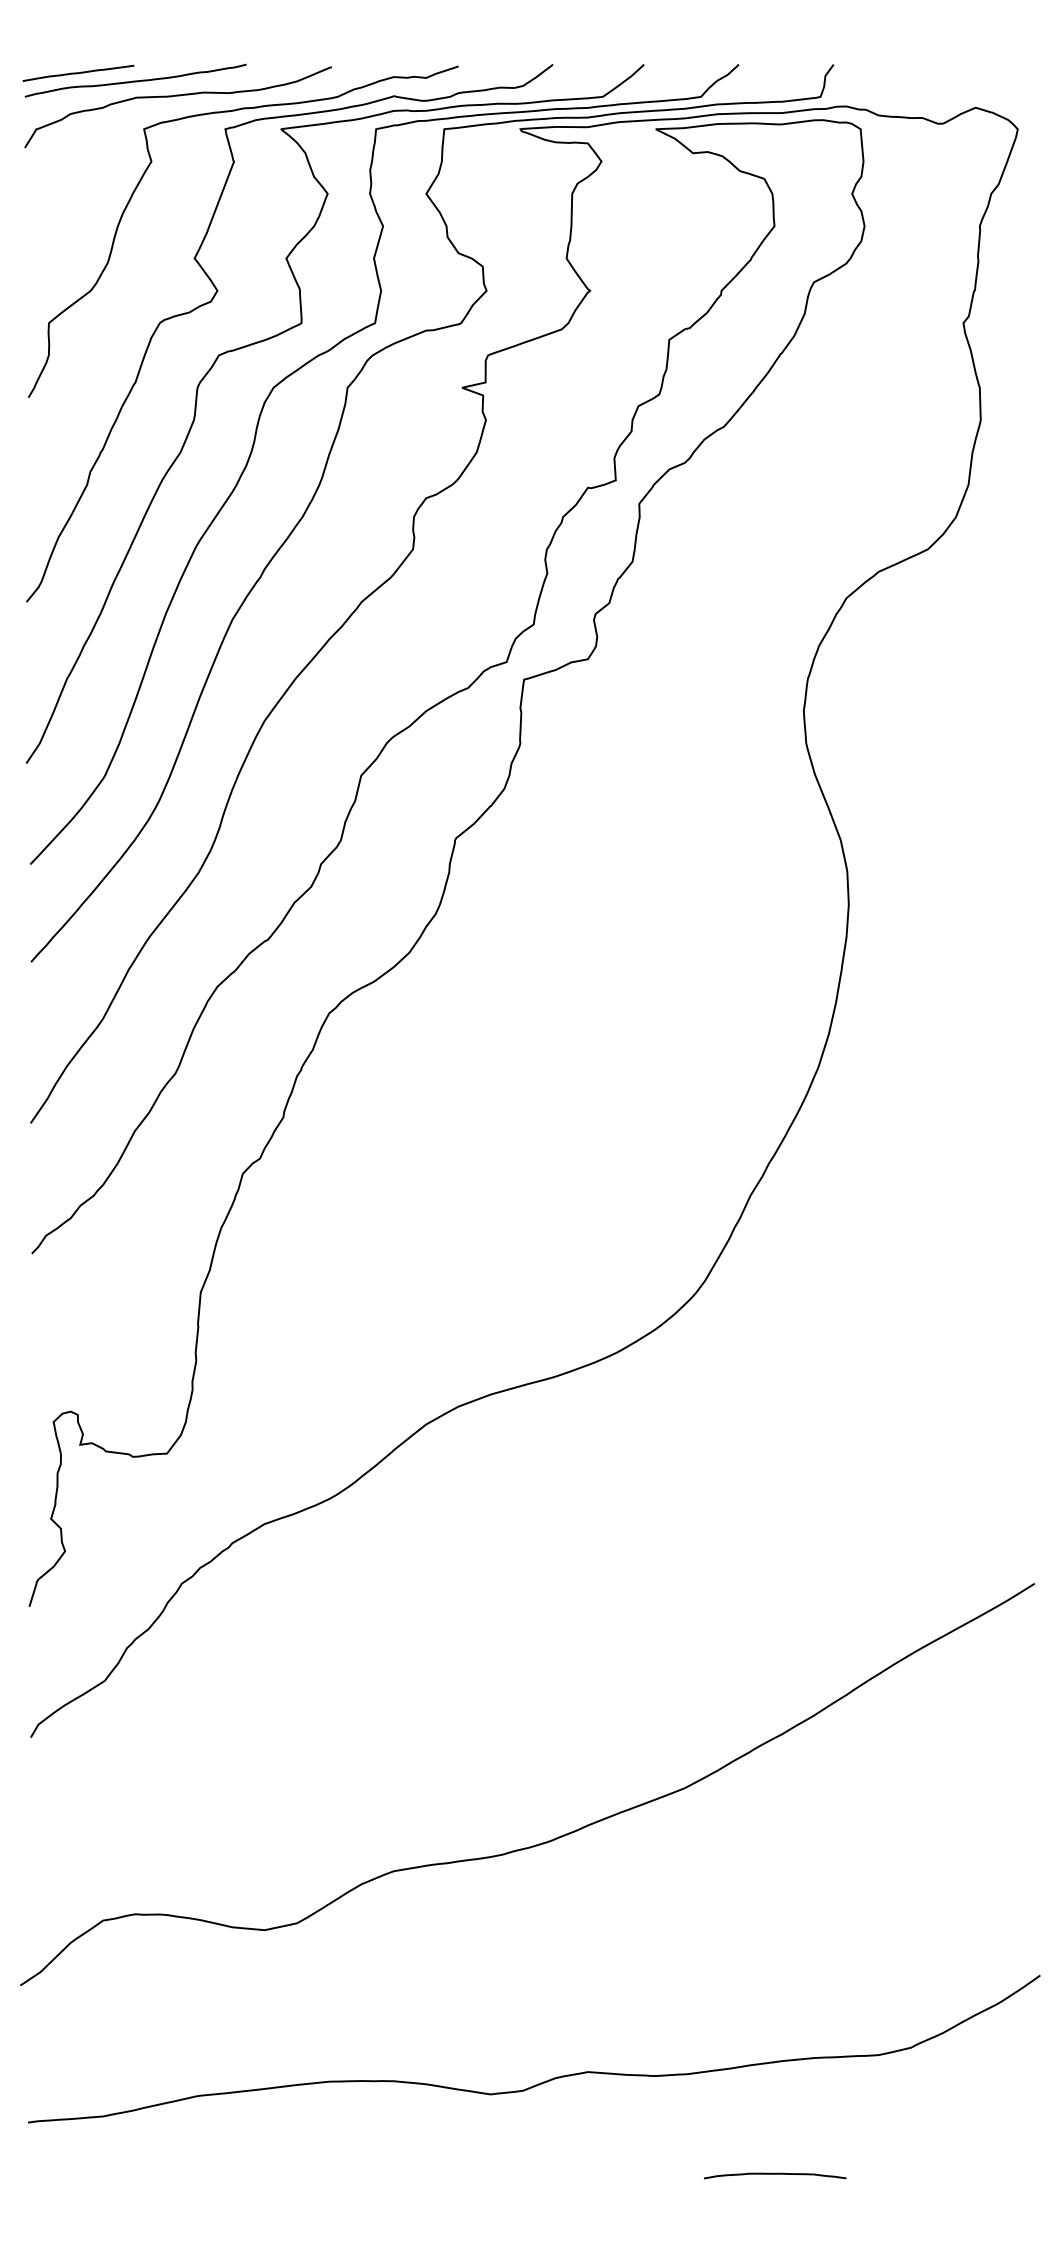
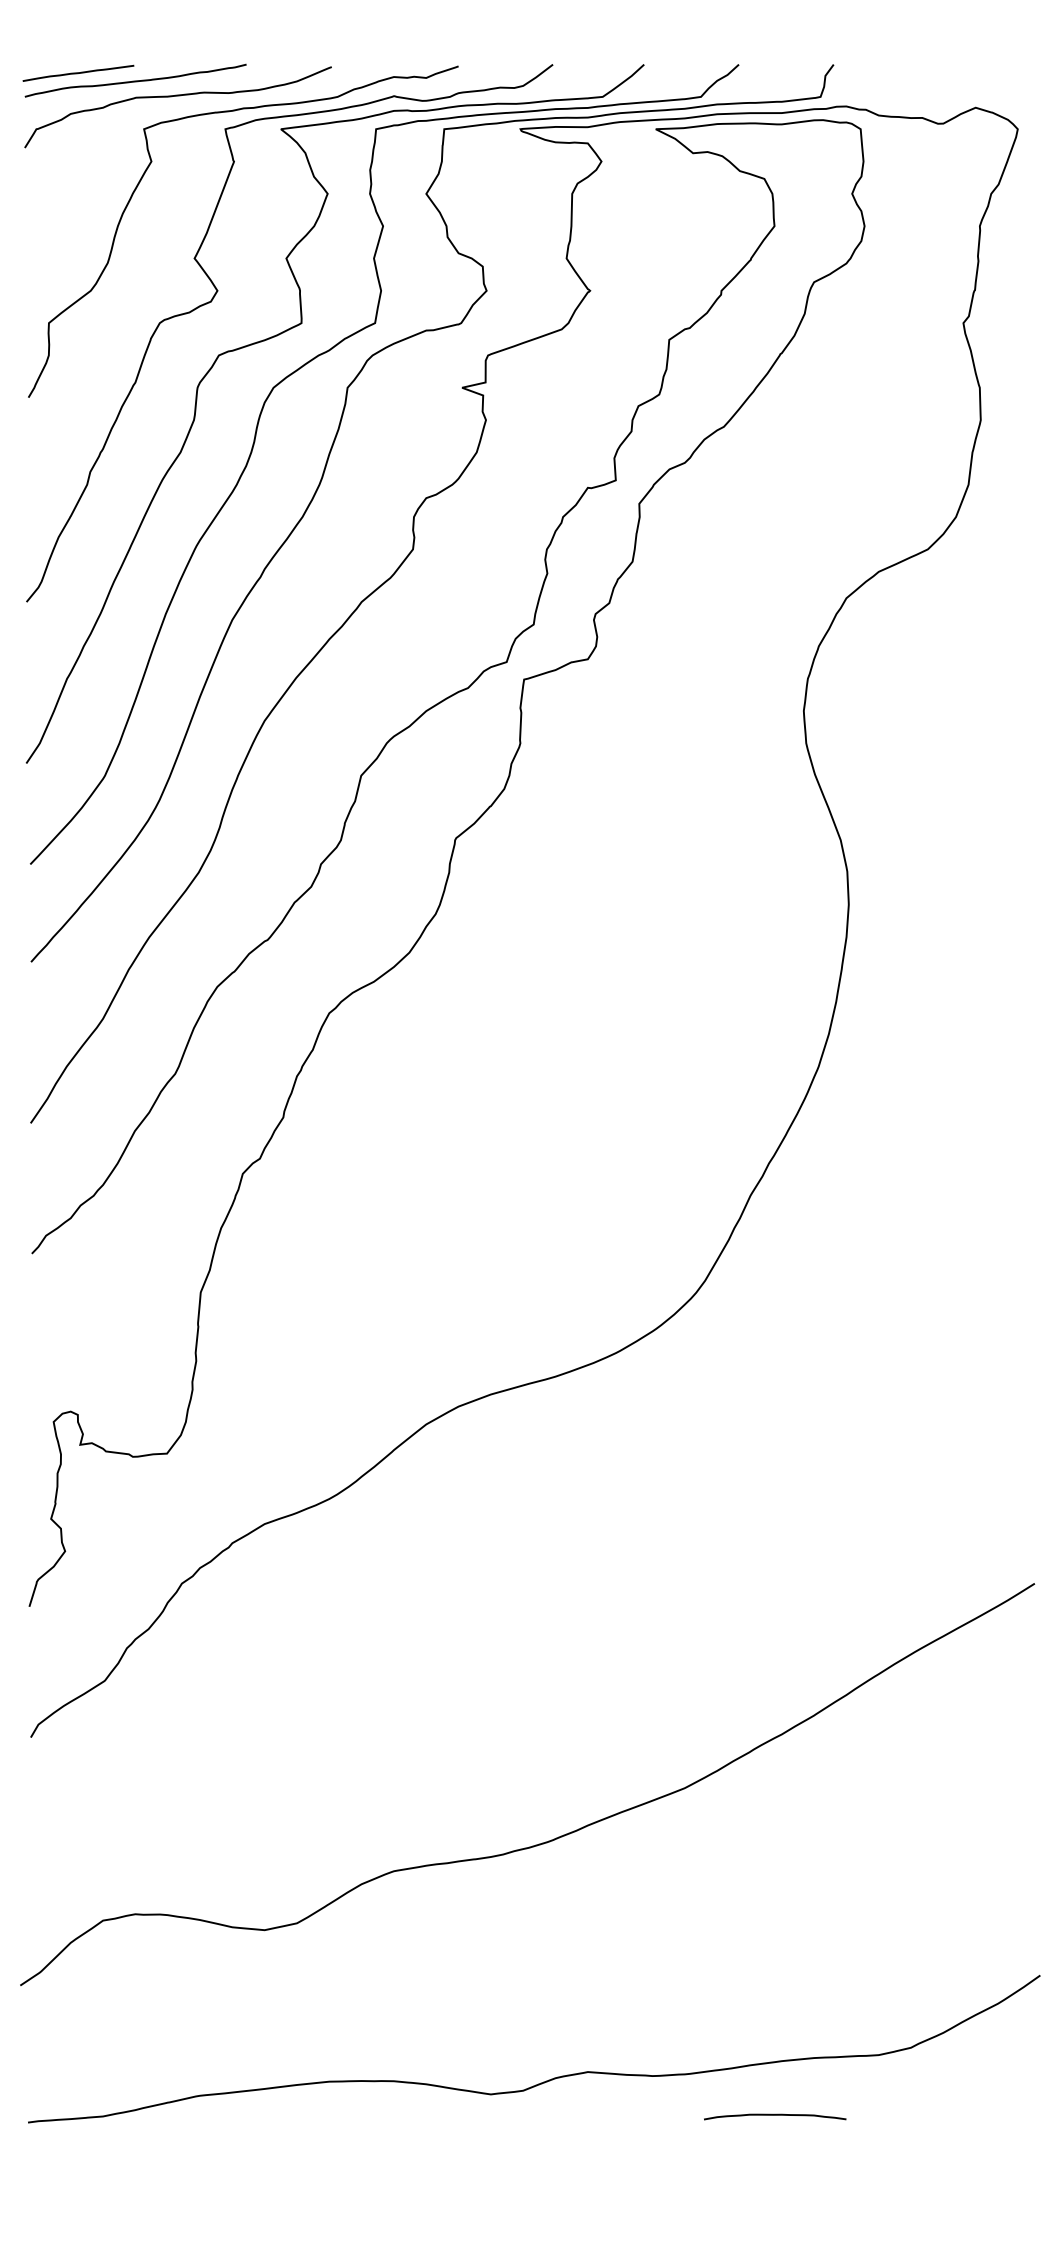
curve position: (775, 2174) -> (775, 2115) (775, 2115)
